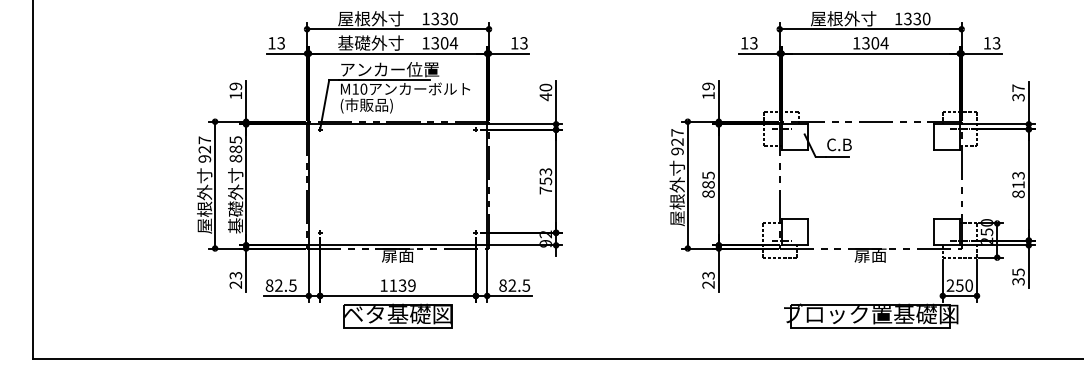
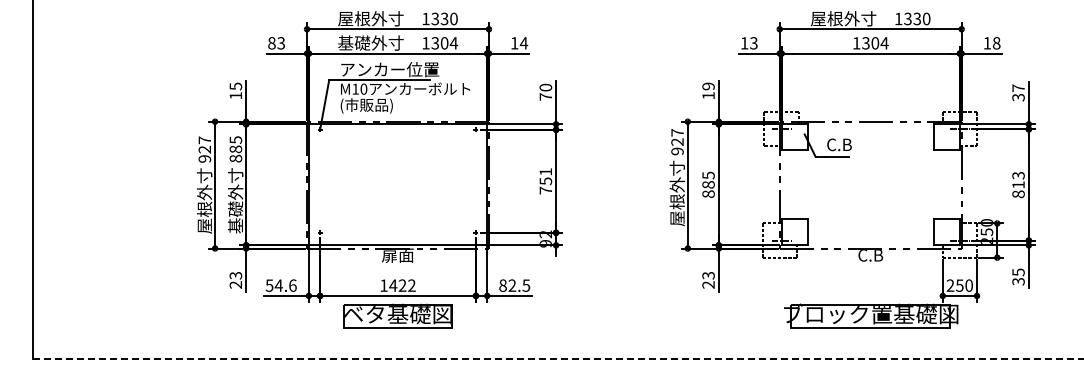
text: 13 -> 83 (271, 43)
text: 13 -> 14 (523, 43)
text: 13 -> 18 (996, 43)
text: 19 -> 15 (235, 86)
text: 40 -> 70 (545, 96)
text: 753 -> 751 (545, 171)
text: 扉面 -> C.B (870, 255)
text: 82.5 -> 54.6 (280, 285)
text: 1139 -> 1422 (402, 285)
line: solid -> dashed (558, 358)
